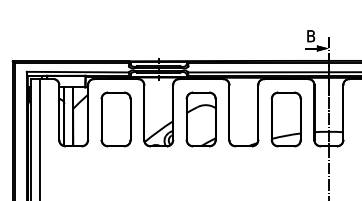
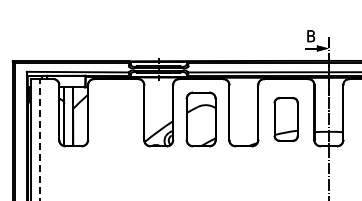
part: present -> none (115, 119)
part size: 32x57 px -> 26x45 px (285, 119)
line: solid -> dashed (40, 139)
